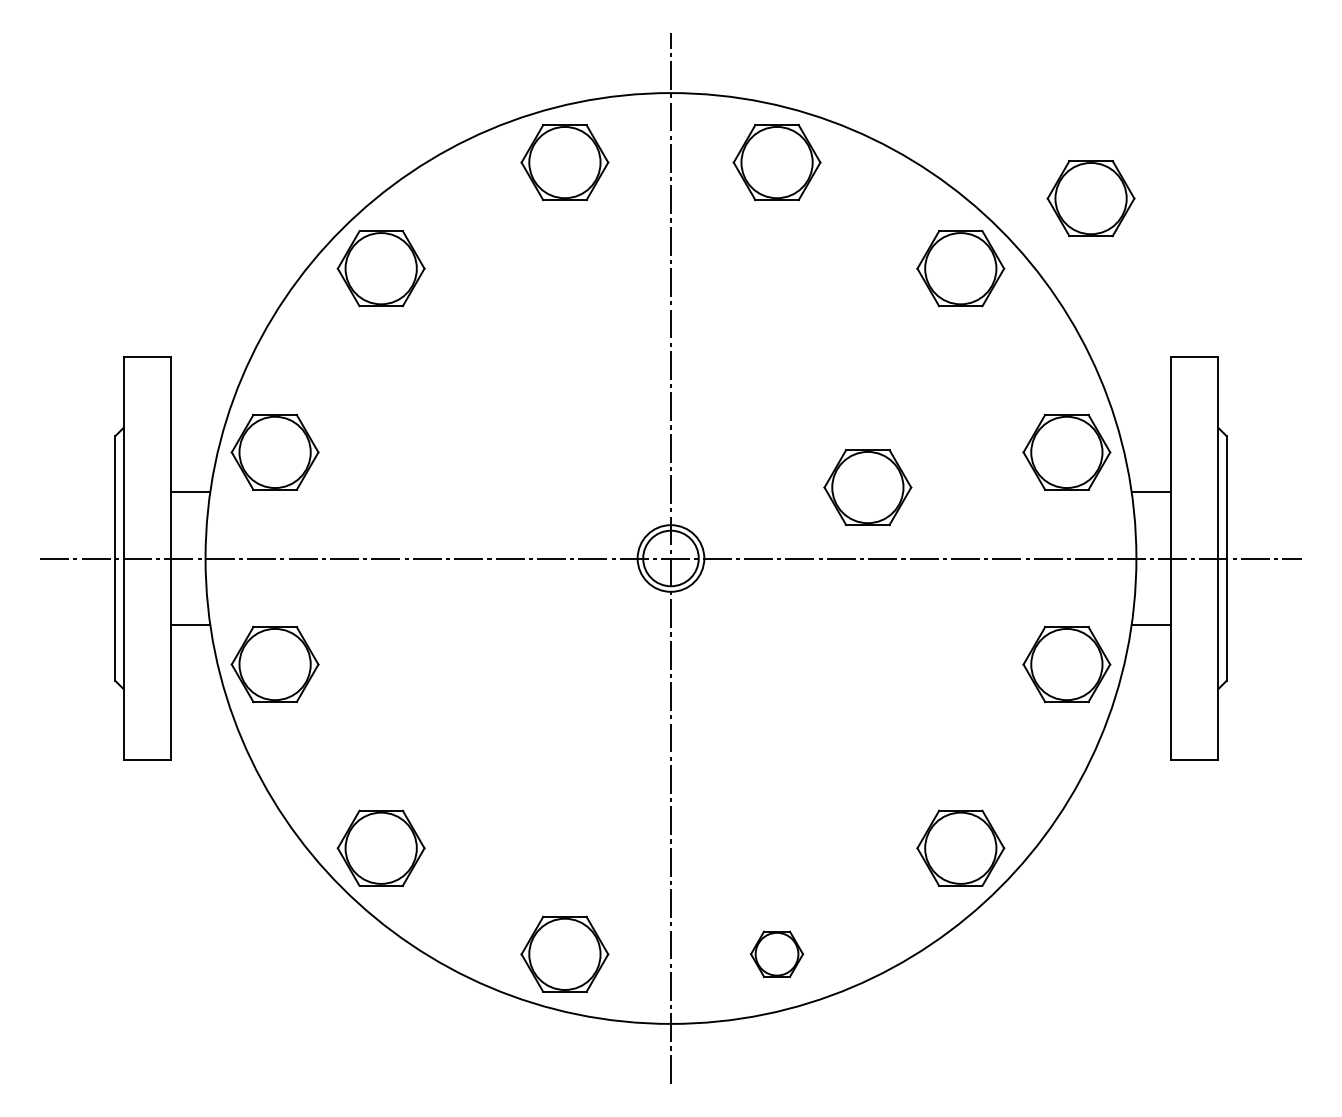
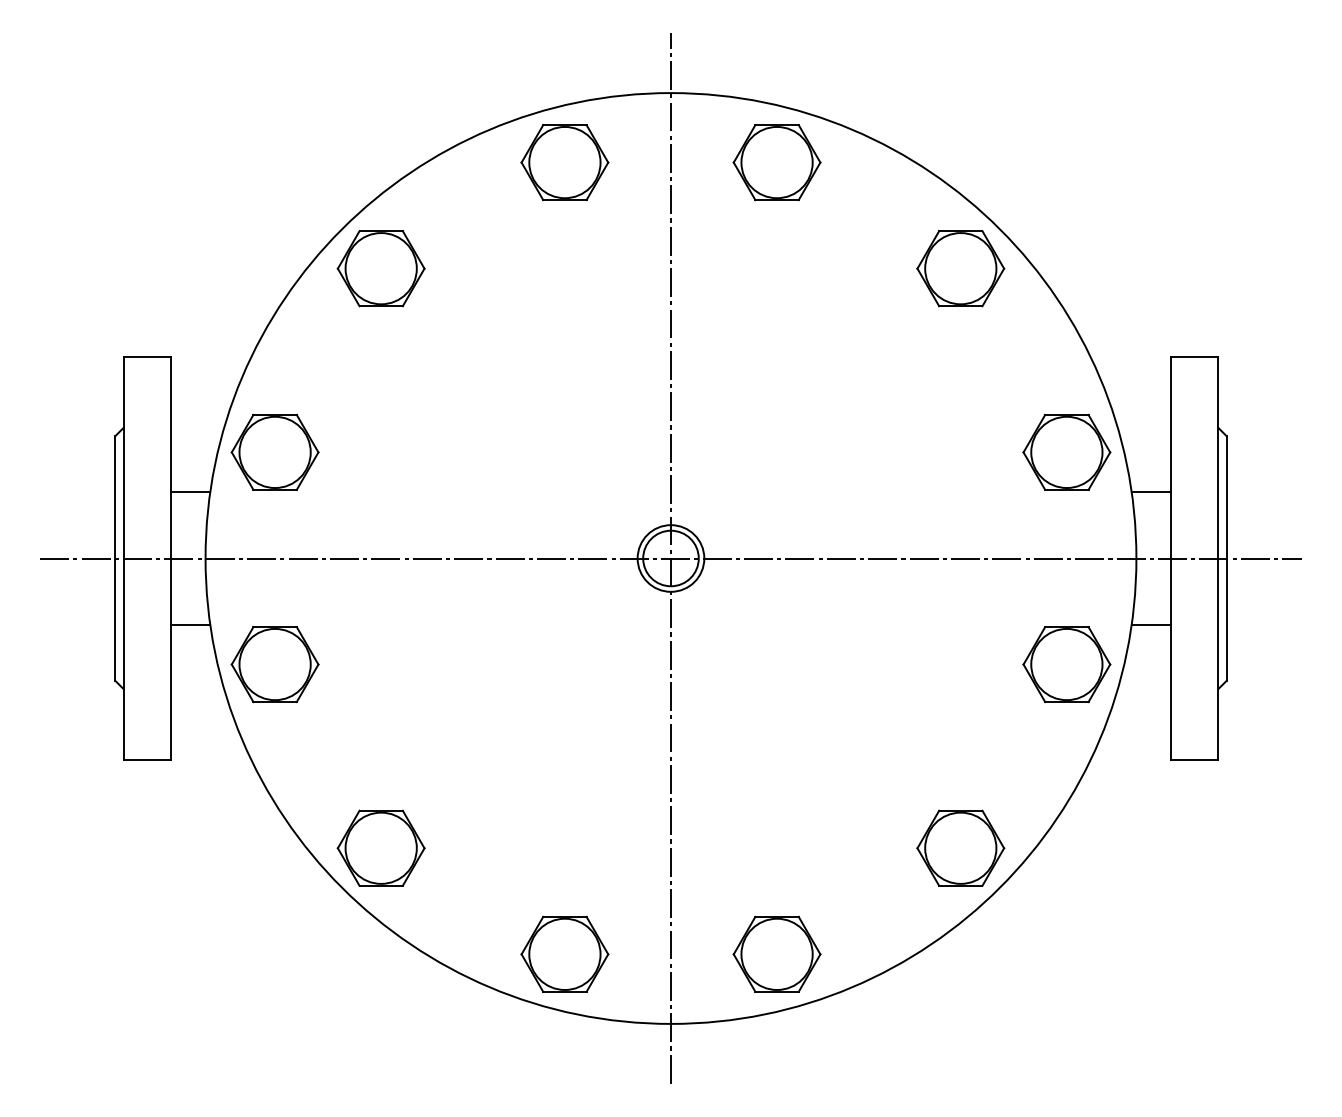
part: present -> none (1090, 198)
part: present -> none (867, 487)
part size: 55x48 px -> 90x78 px (776, 953)
